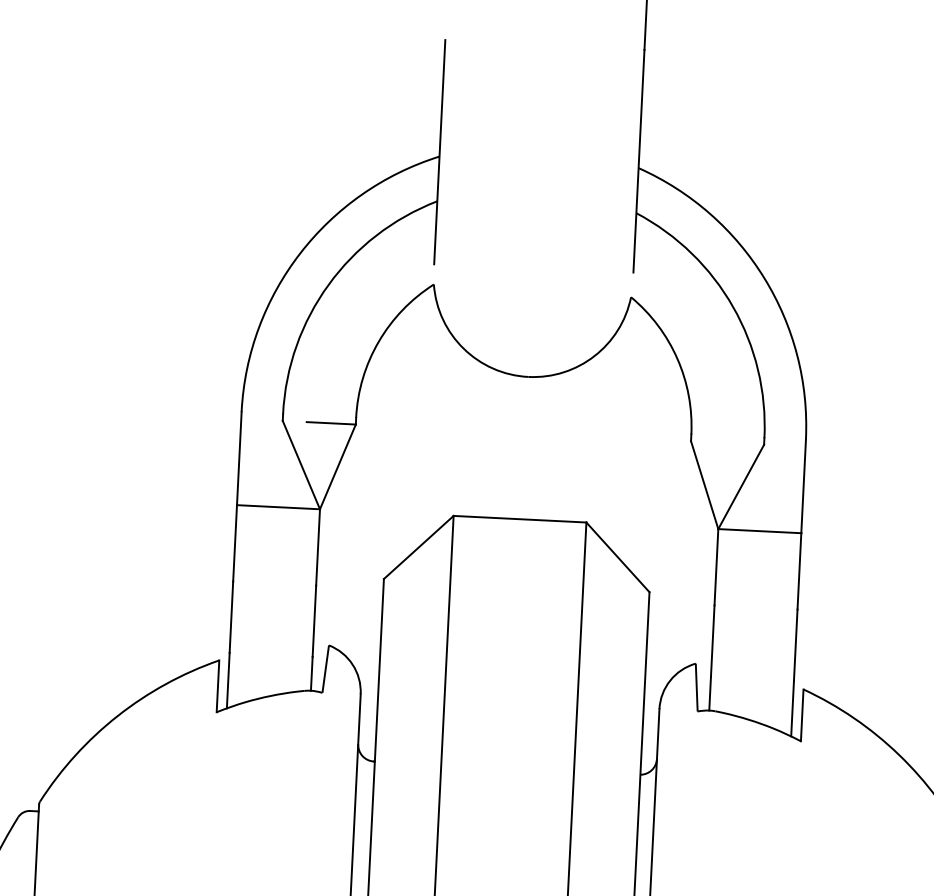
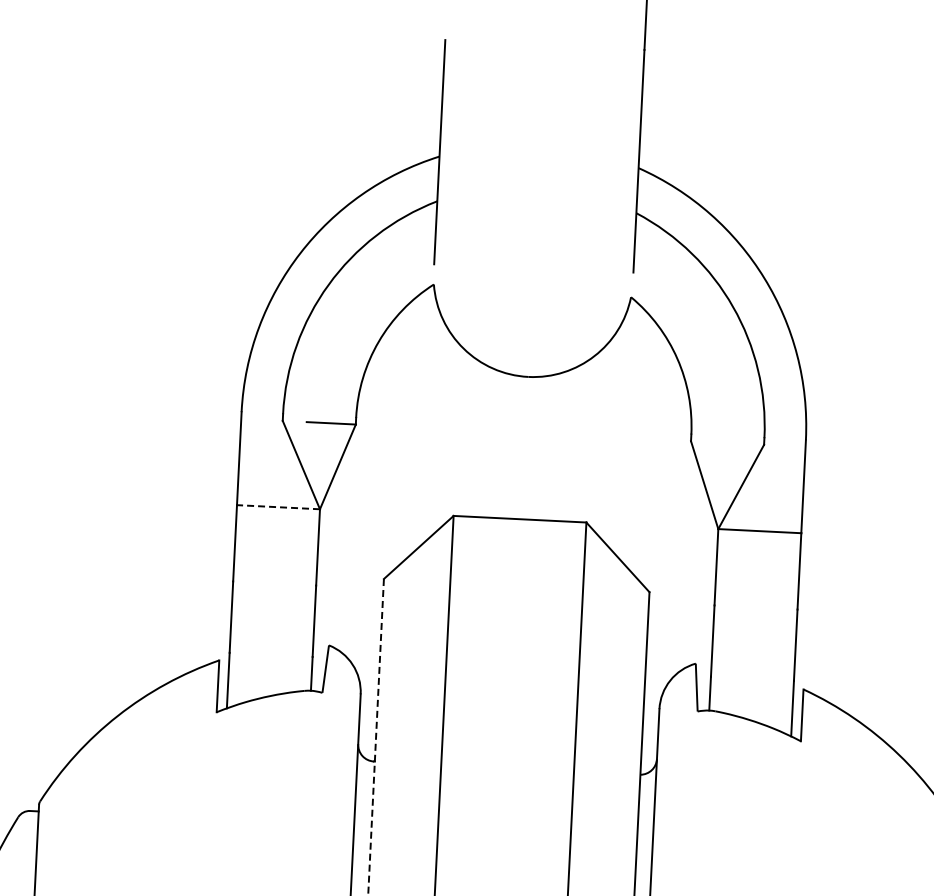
line: solid -> dashed (278, 507)
line: solid -> dashed (376, 737)
